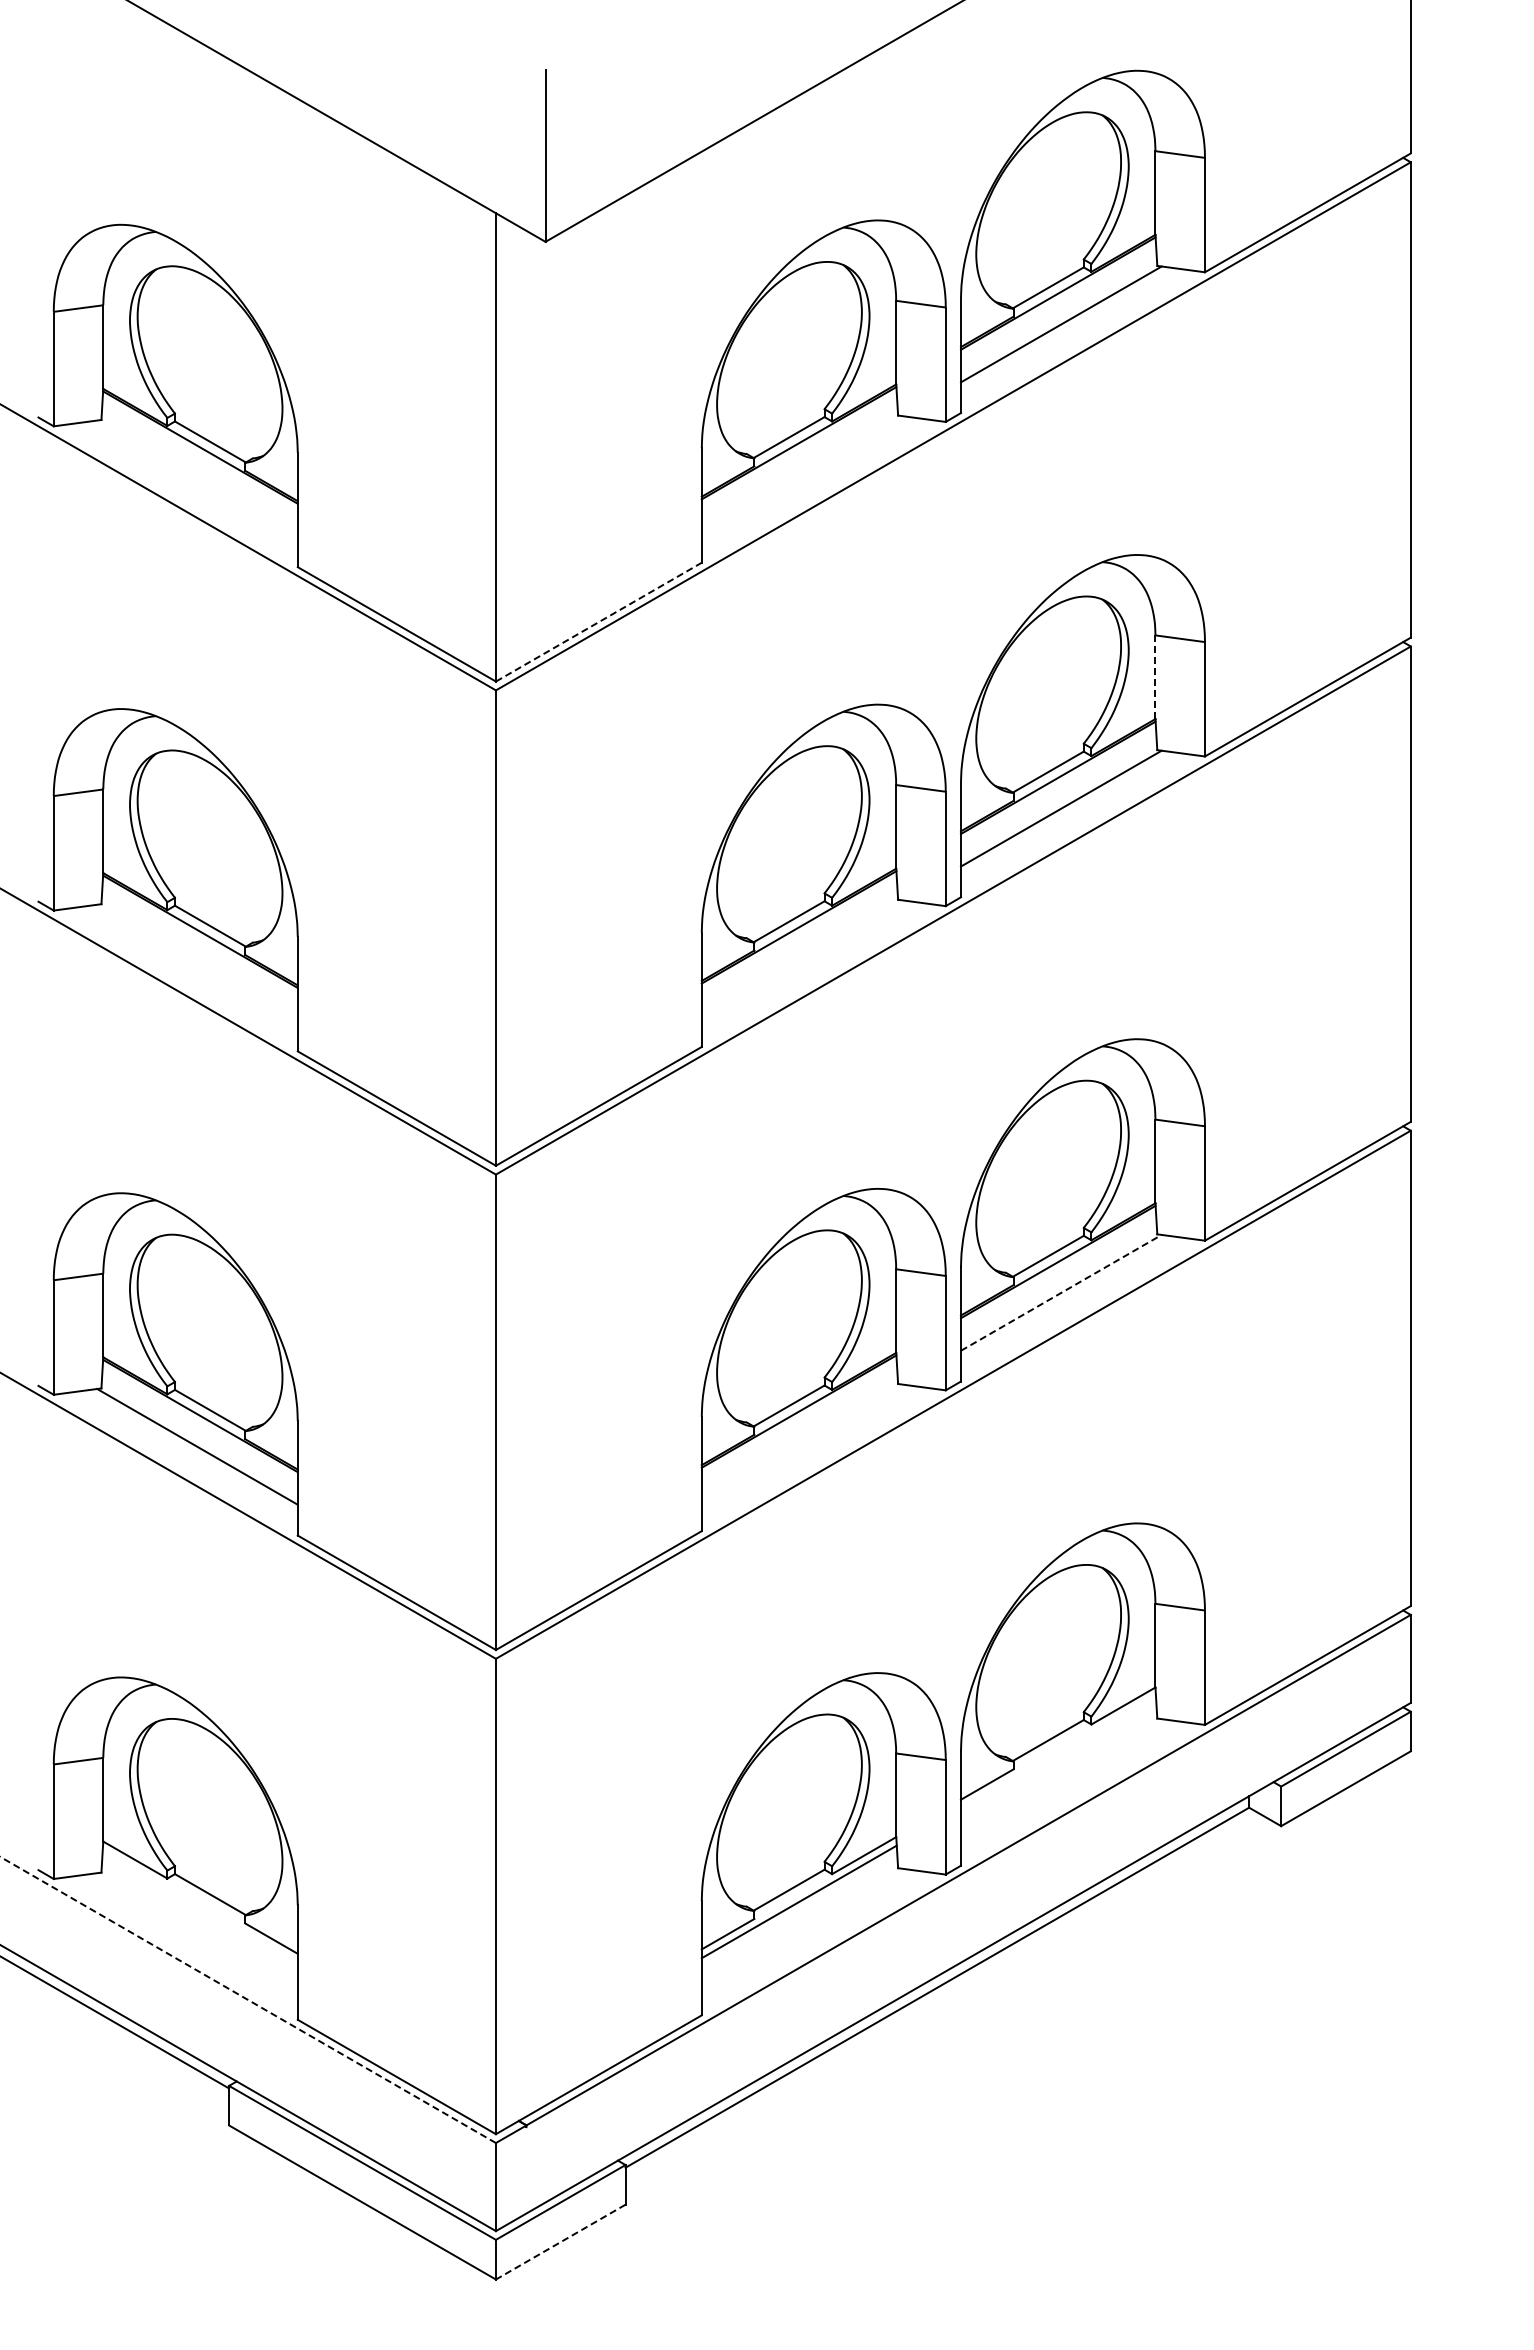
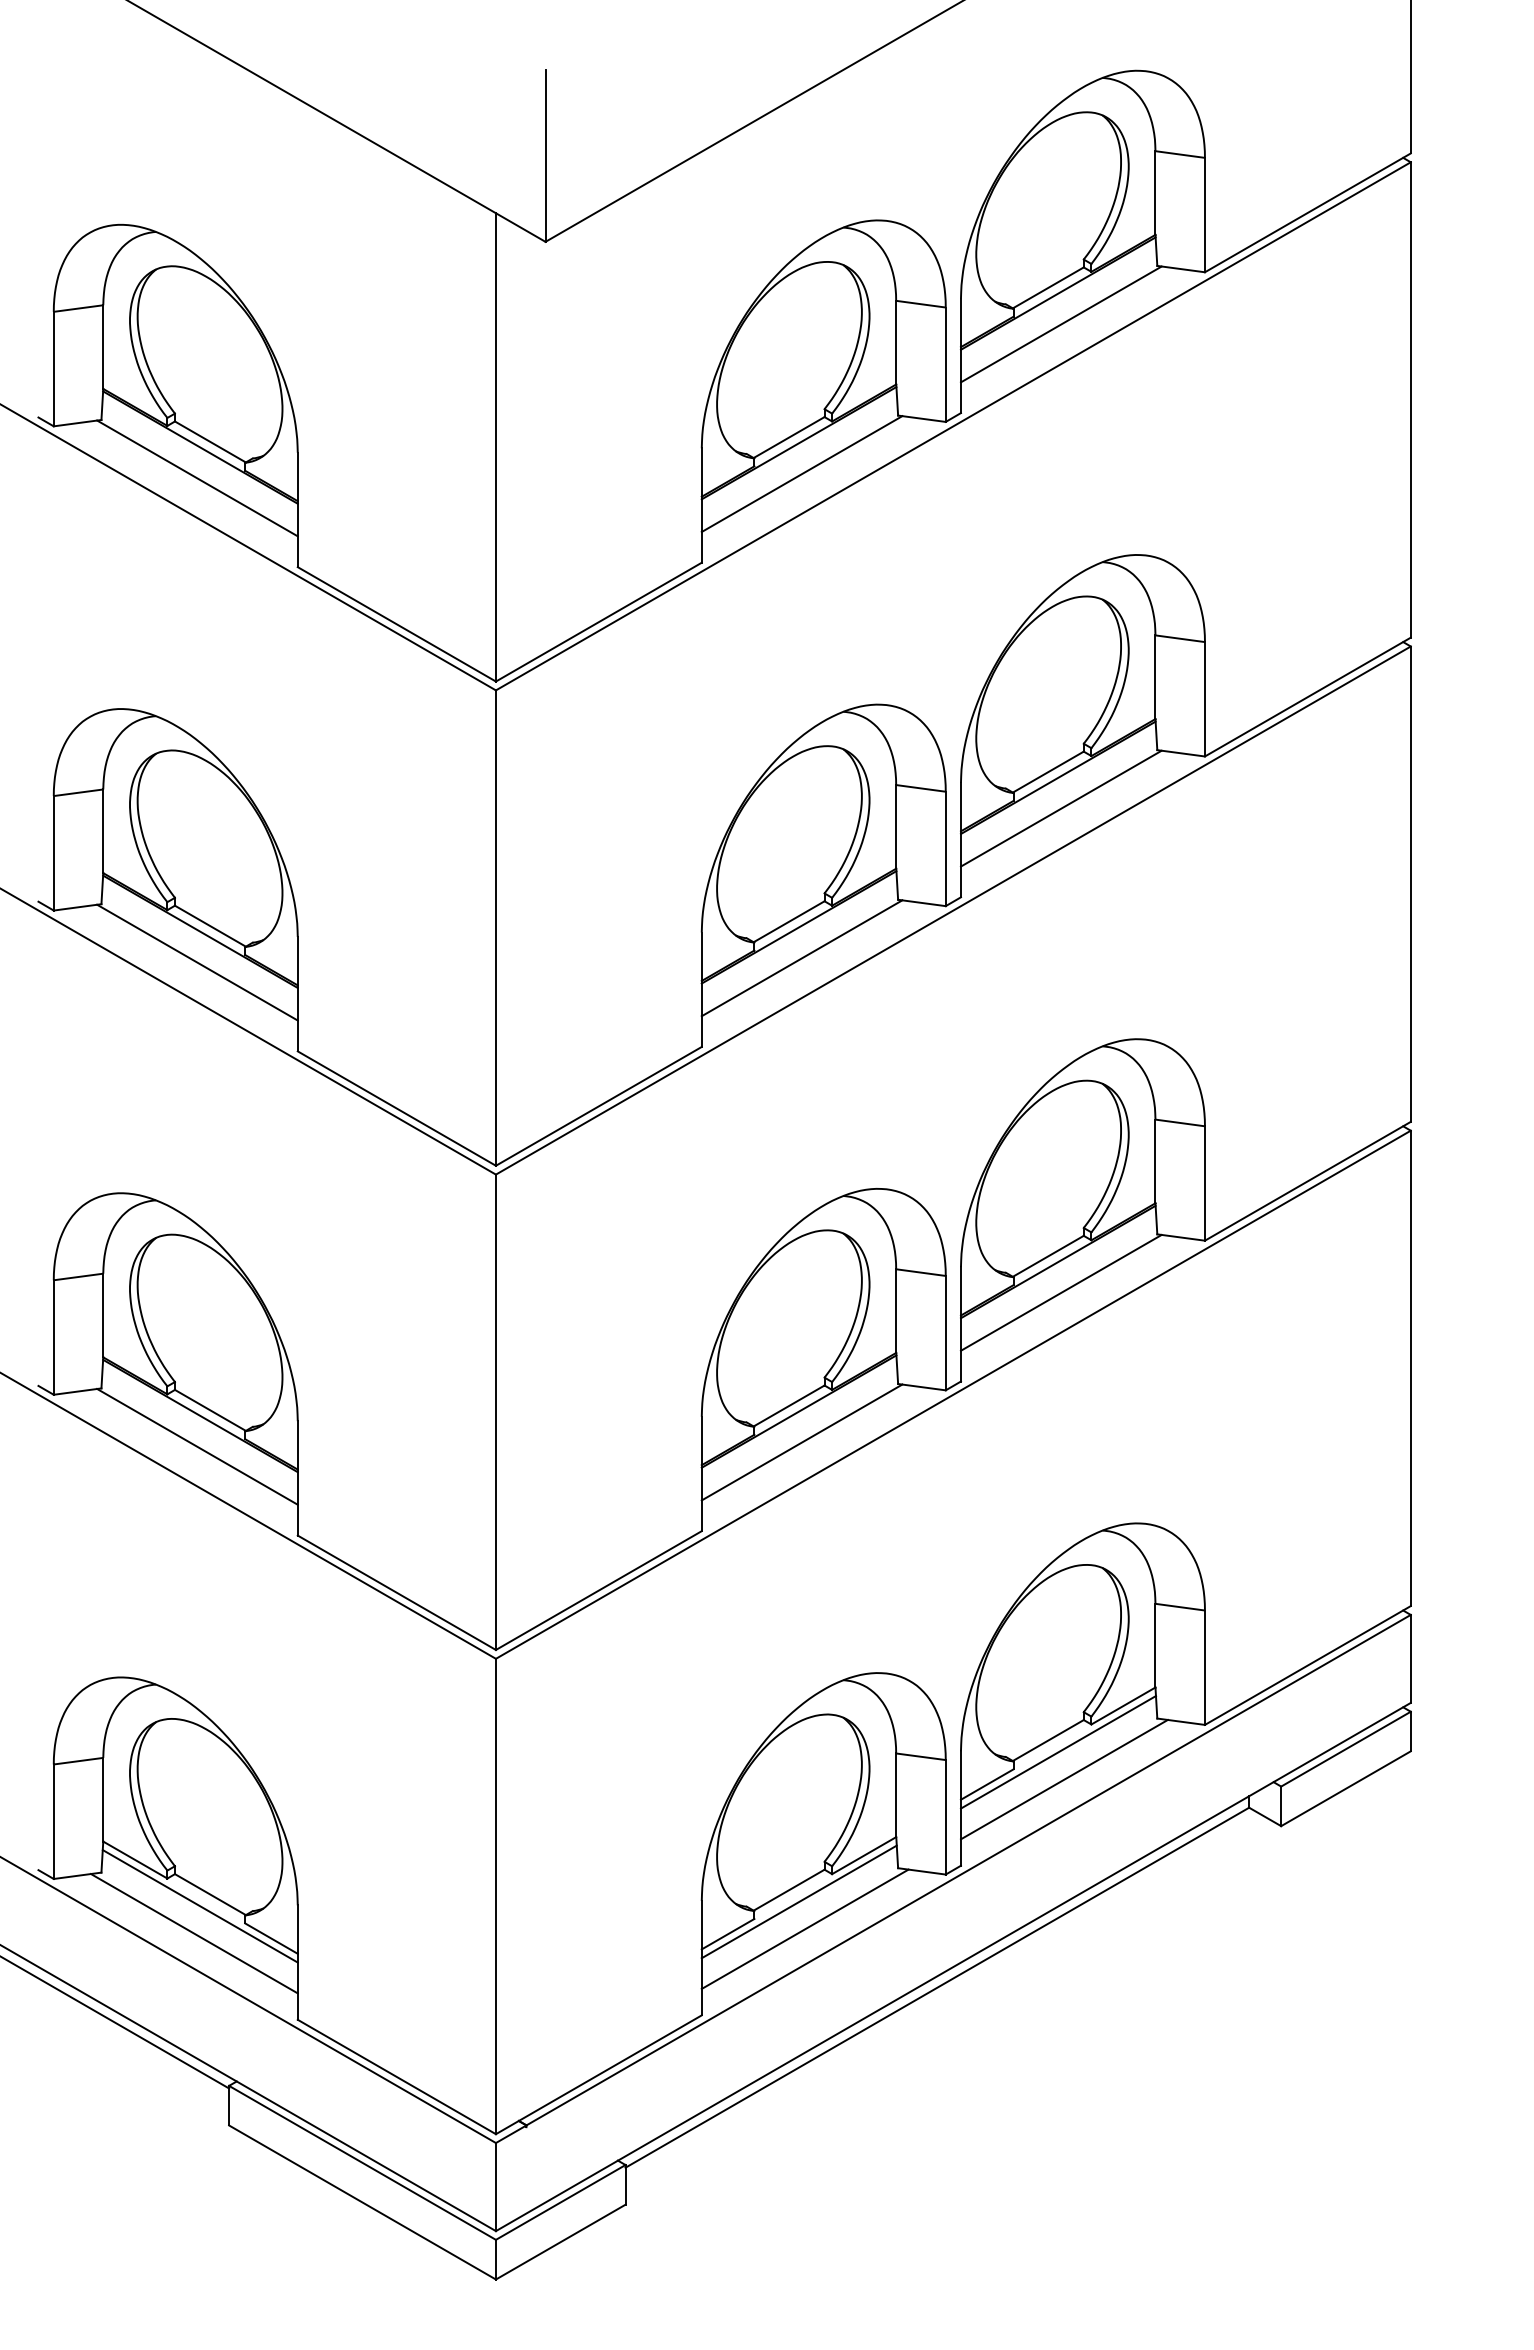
line: none -> present (801, 474)
line: none -> present (197, 478)
line: dashed -> solid (598, 622)
line: dashed -> solid (1155, 677)
line: none -> present (801, 958)
line: none -> present (197, 962)
line: dashed -> solid (1061, 1292)
line: none -> present (801, 1442)
line: none -> present (1058, 1752)
line: none -> present (1063, 1779)
line: none -> present (199, 1906)
line: none -> present (804, 1928)
line: none -> present (193, 1933)
line: dashed -> solid (248, 2000)
line: dashed -> solid (560, 2242)
